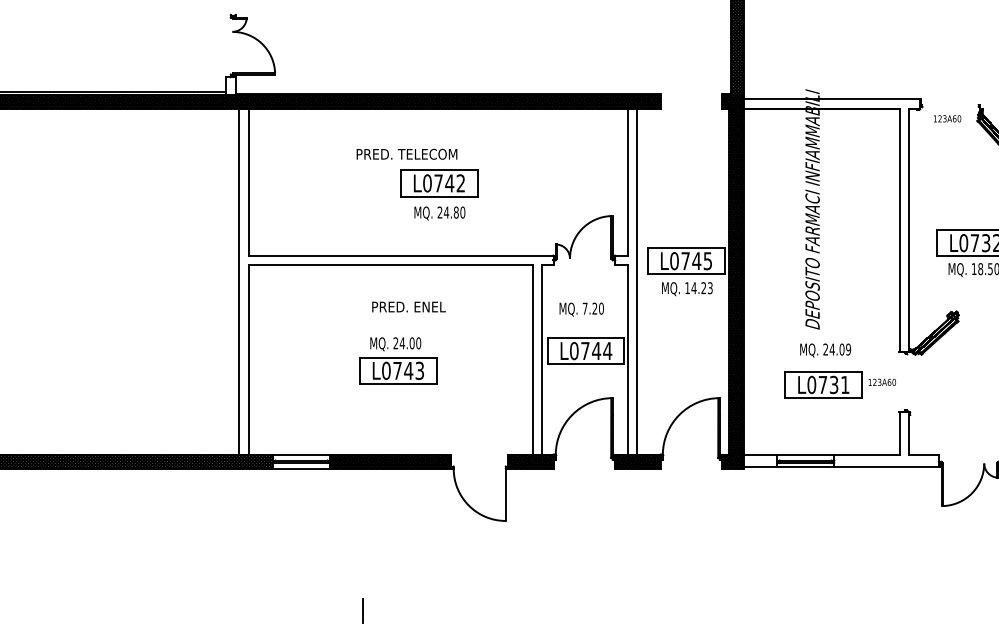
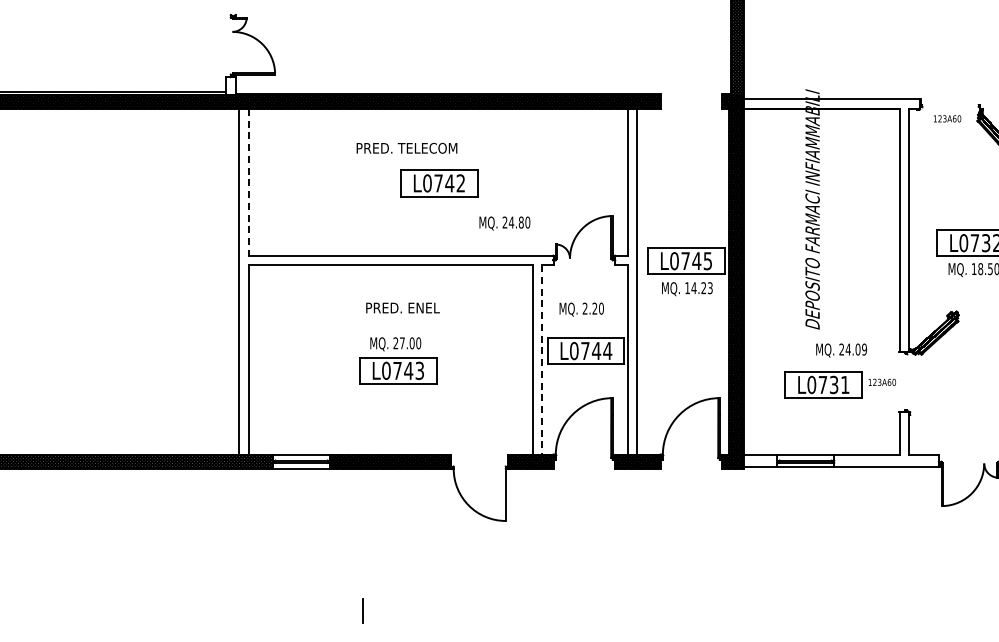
text position: (406, 153) -> (406, 147) (406, 147)
line: solid -> dashed (248, 182)
text position: (439, 213) -> (504, 223) (504, 223)
text position: (408, 306) -> (402, 307) (402, 307)
text: 7.20 -> 2.20 (584, 308)
text: 24.00 -> 27.00 (402, 343)
text position: (825, 350) -> (841, 350) (841, 350)
line: solid -> dashed (542, 359)
